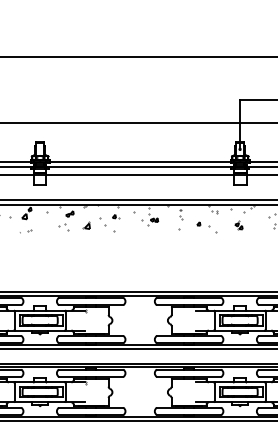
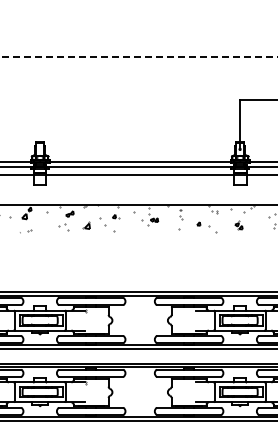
line: solid -> dashed (139, 57)
line: present -> none (138, 122)
line: present -> none (138, 200)
